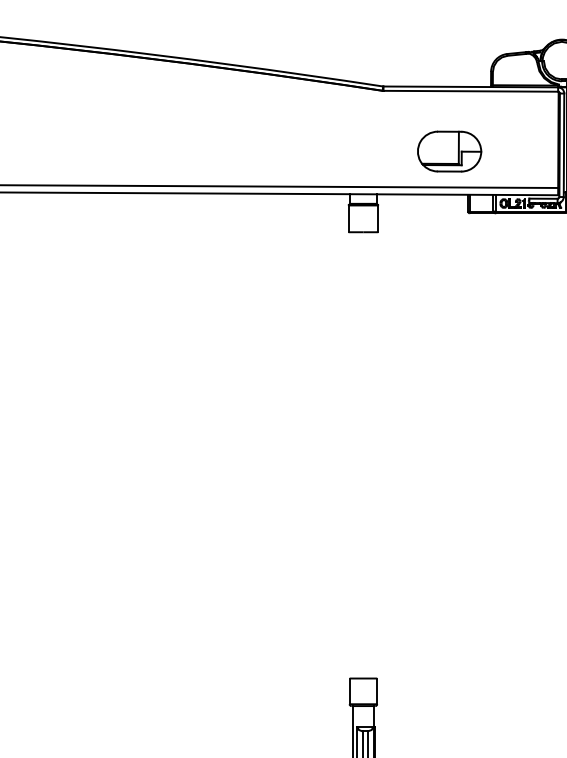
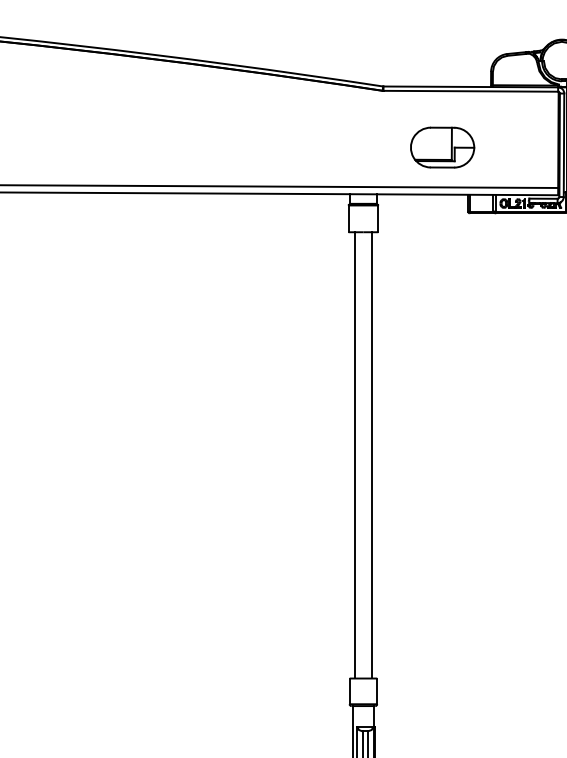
part position: (449, 151) -> (442, 147) (442, 147)
line: none -> present (354, 455)
line: none -> present (372, 455)
